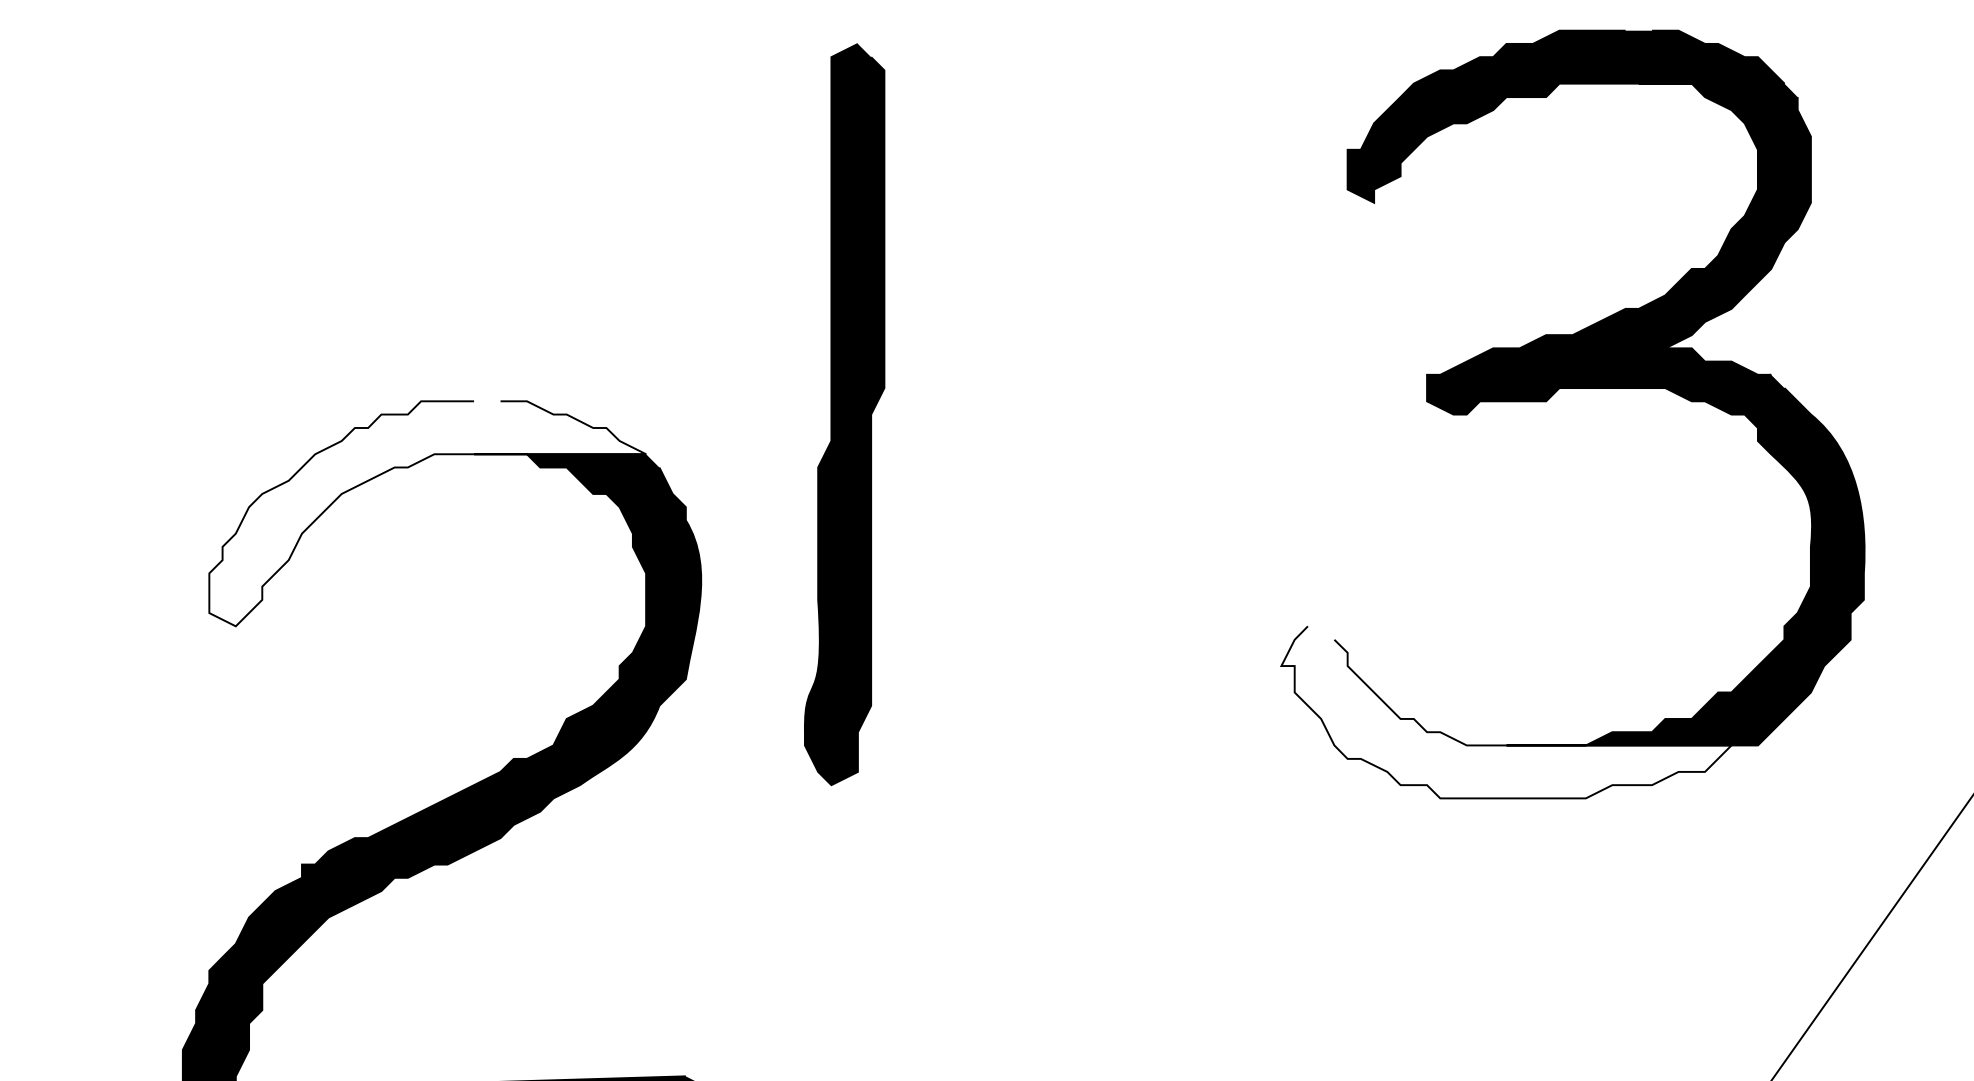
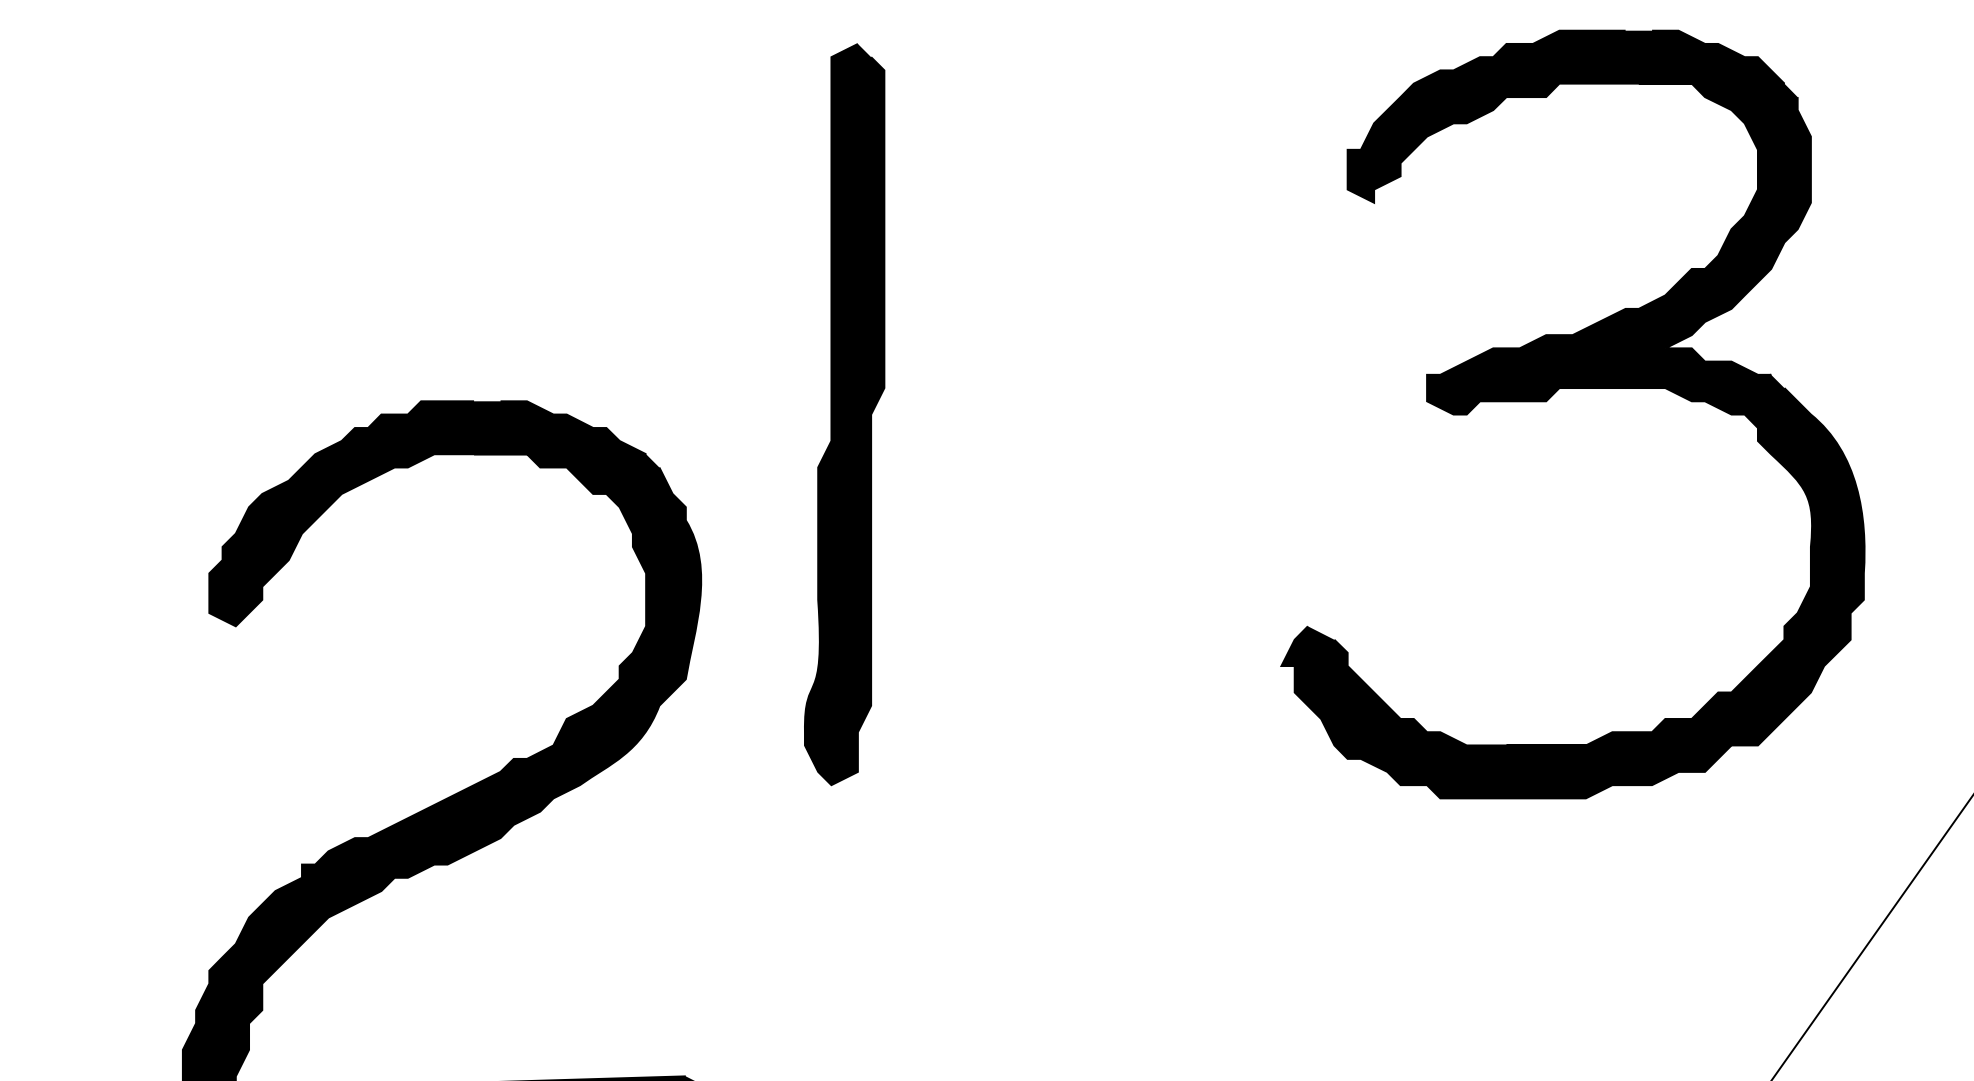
fill: none -> present (427, 513)
fill: none -> present (1506, 712)
